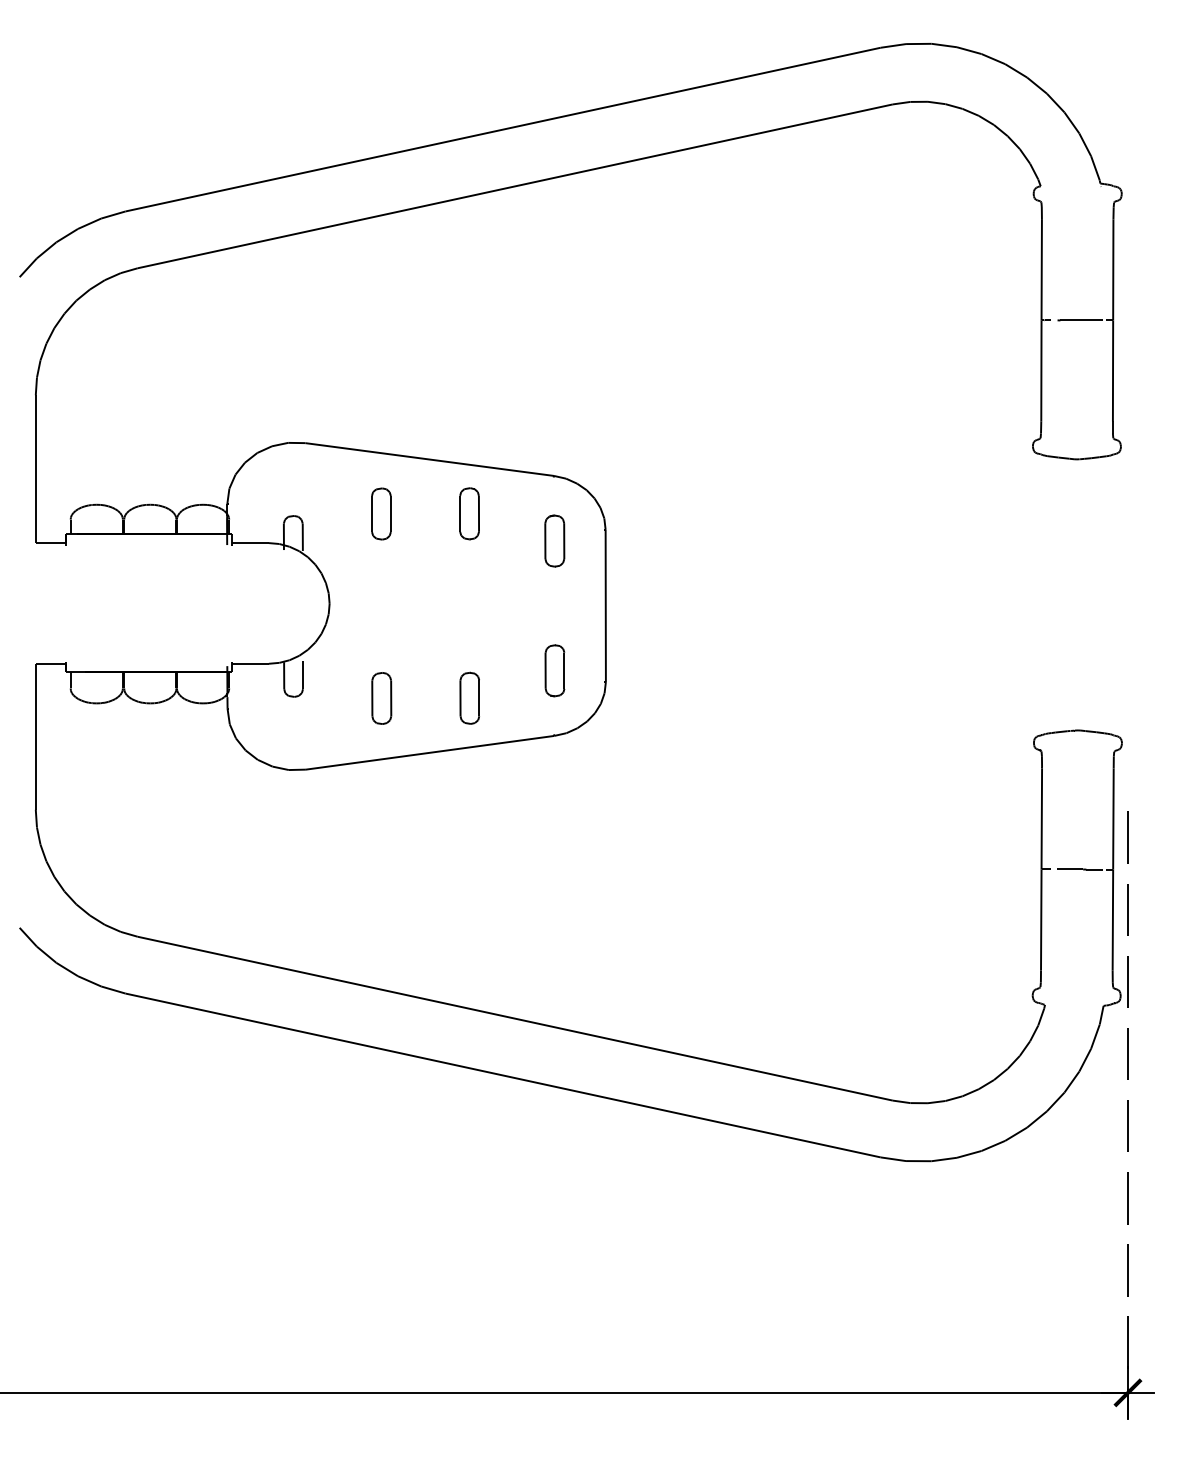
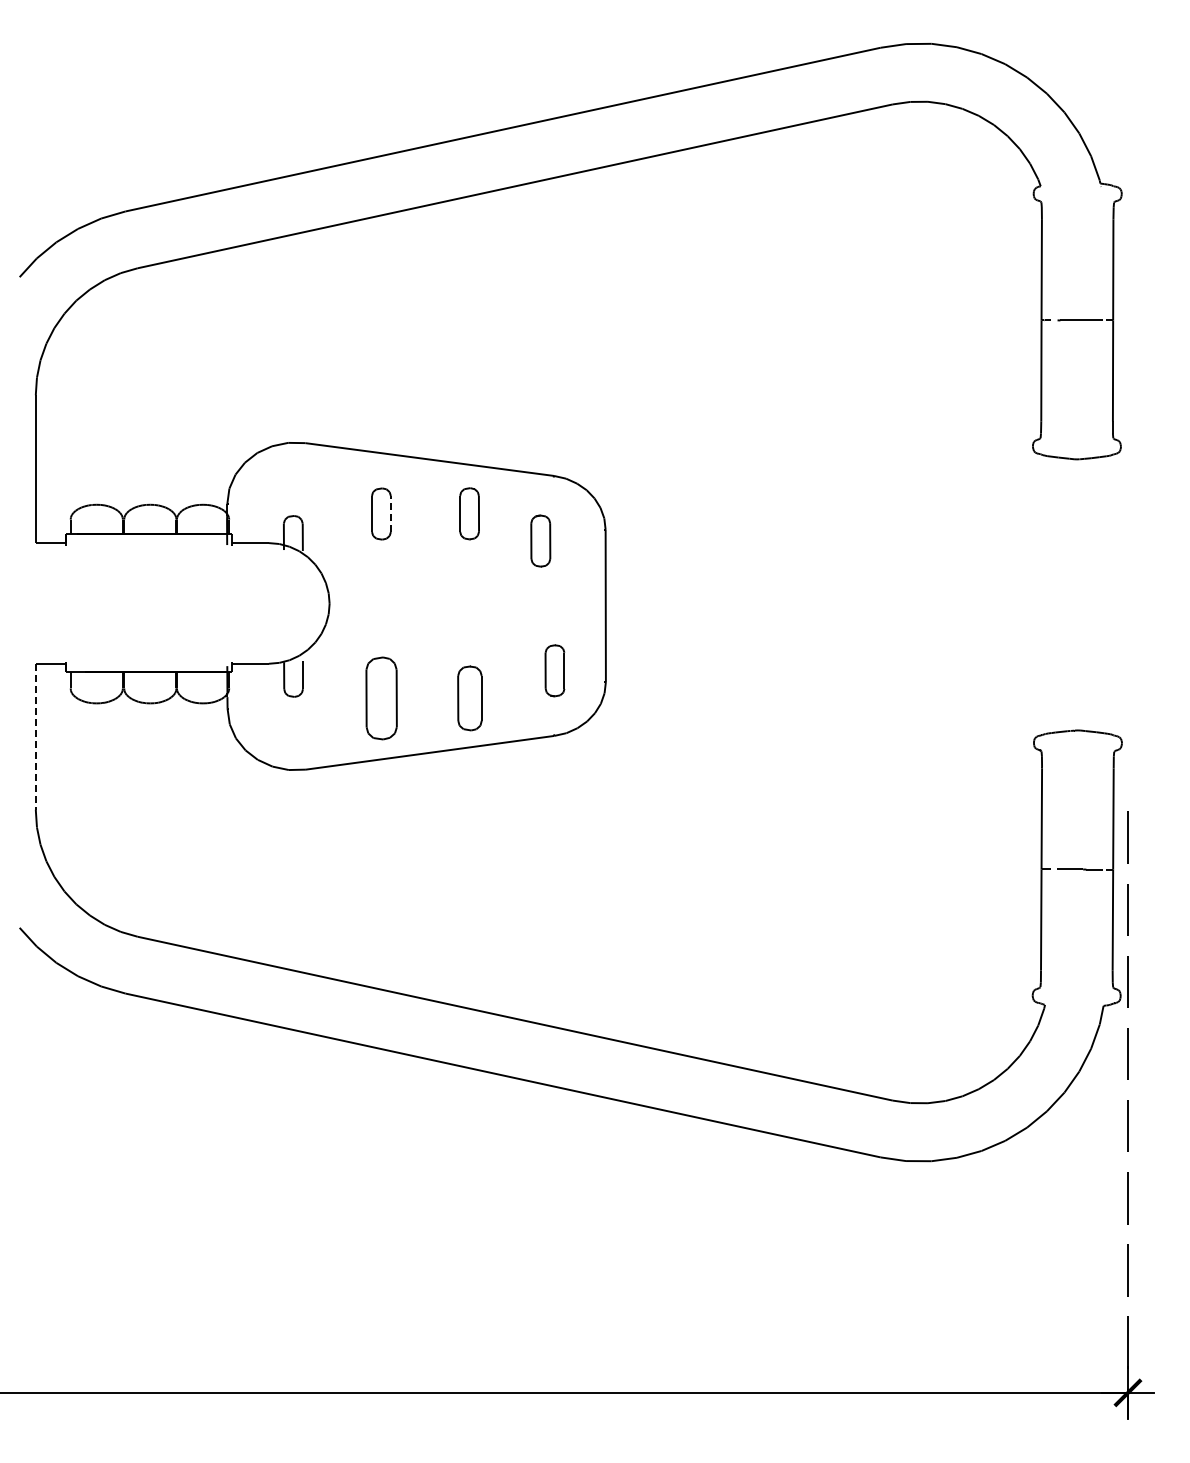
line: solid -> dashed (390, 513)
part position: (554, 540) -> (540, 540) (540, 540)
part size: 21x54 px -> 26x67 px (469, 698)
part size: 22x53 px -> 33x85 px (381, 698)
line: solid -> dashed (35, 737)
